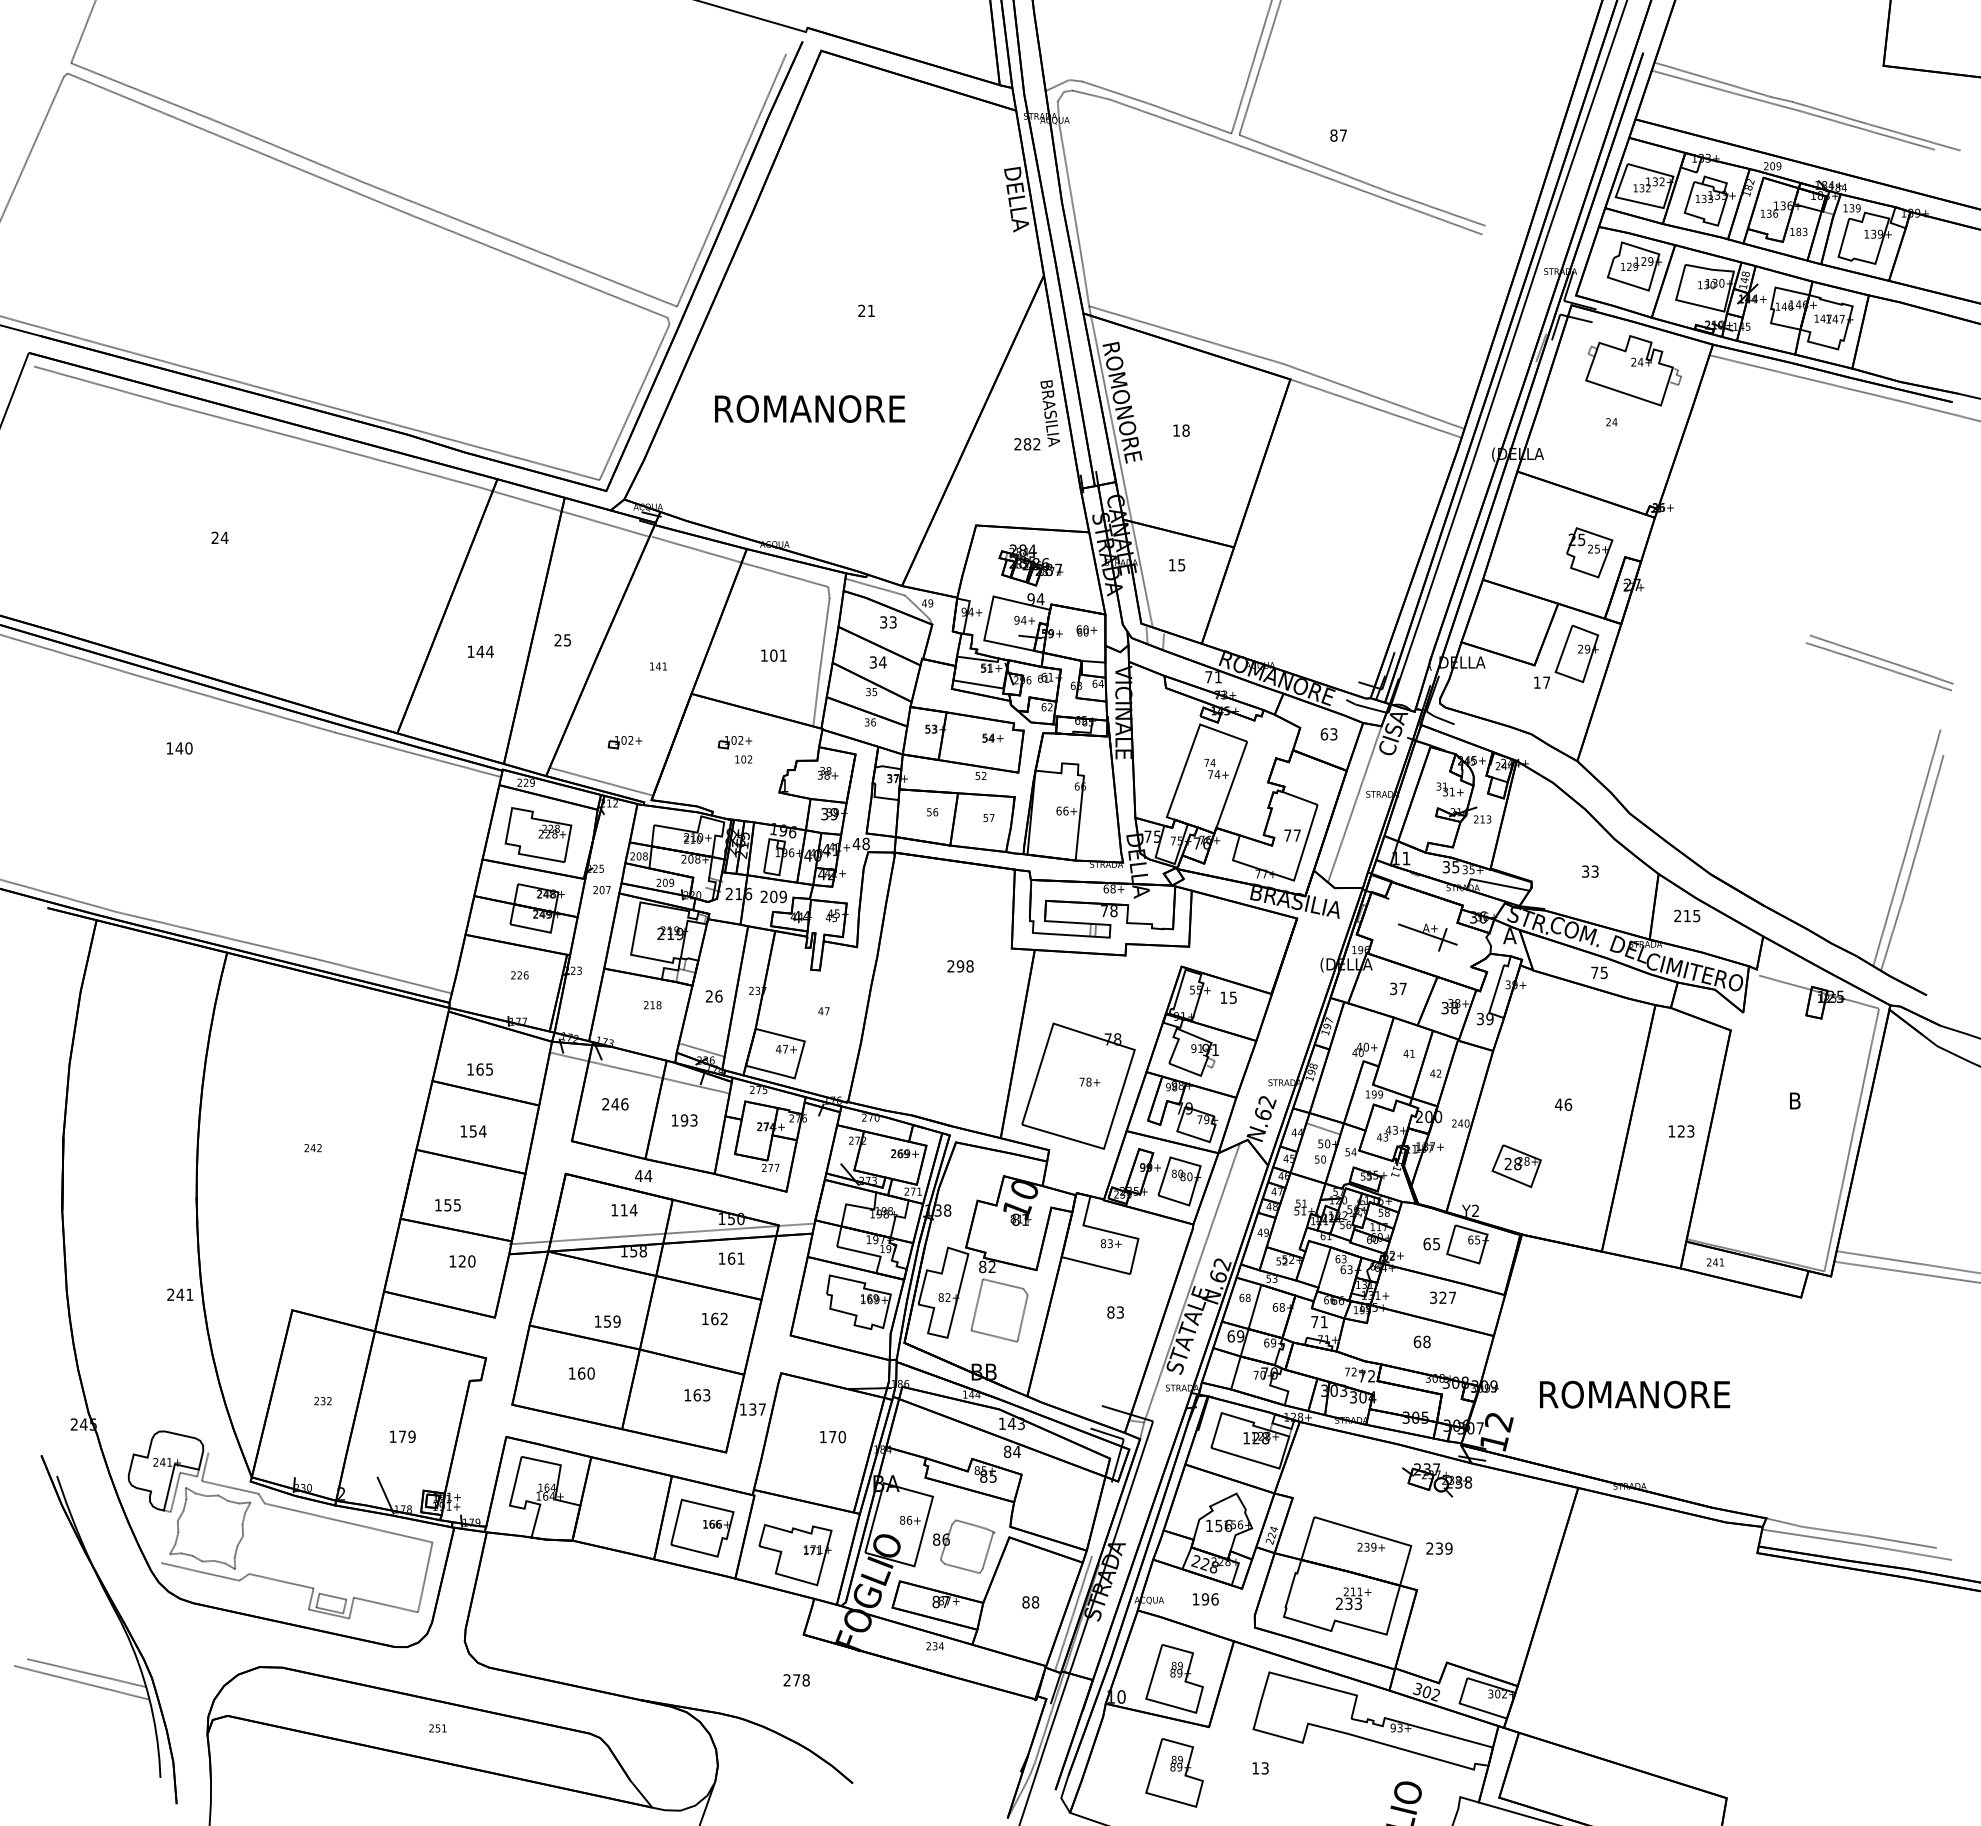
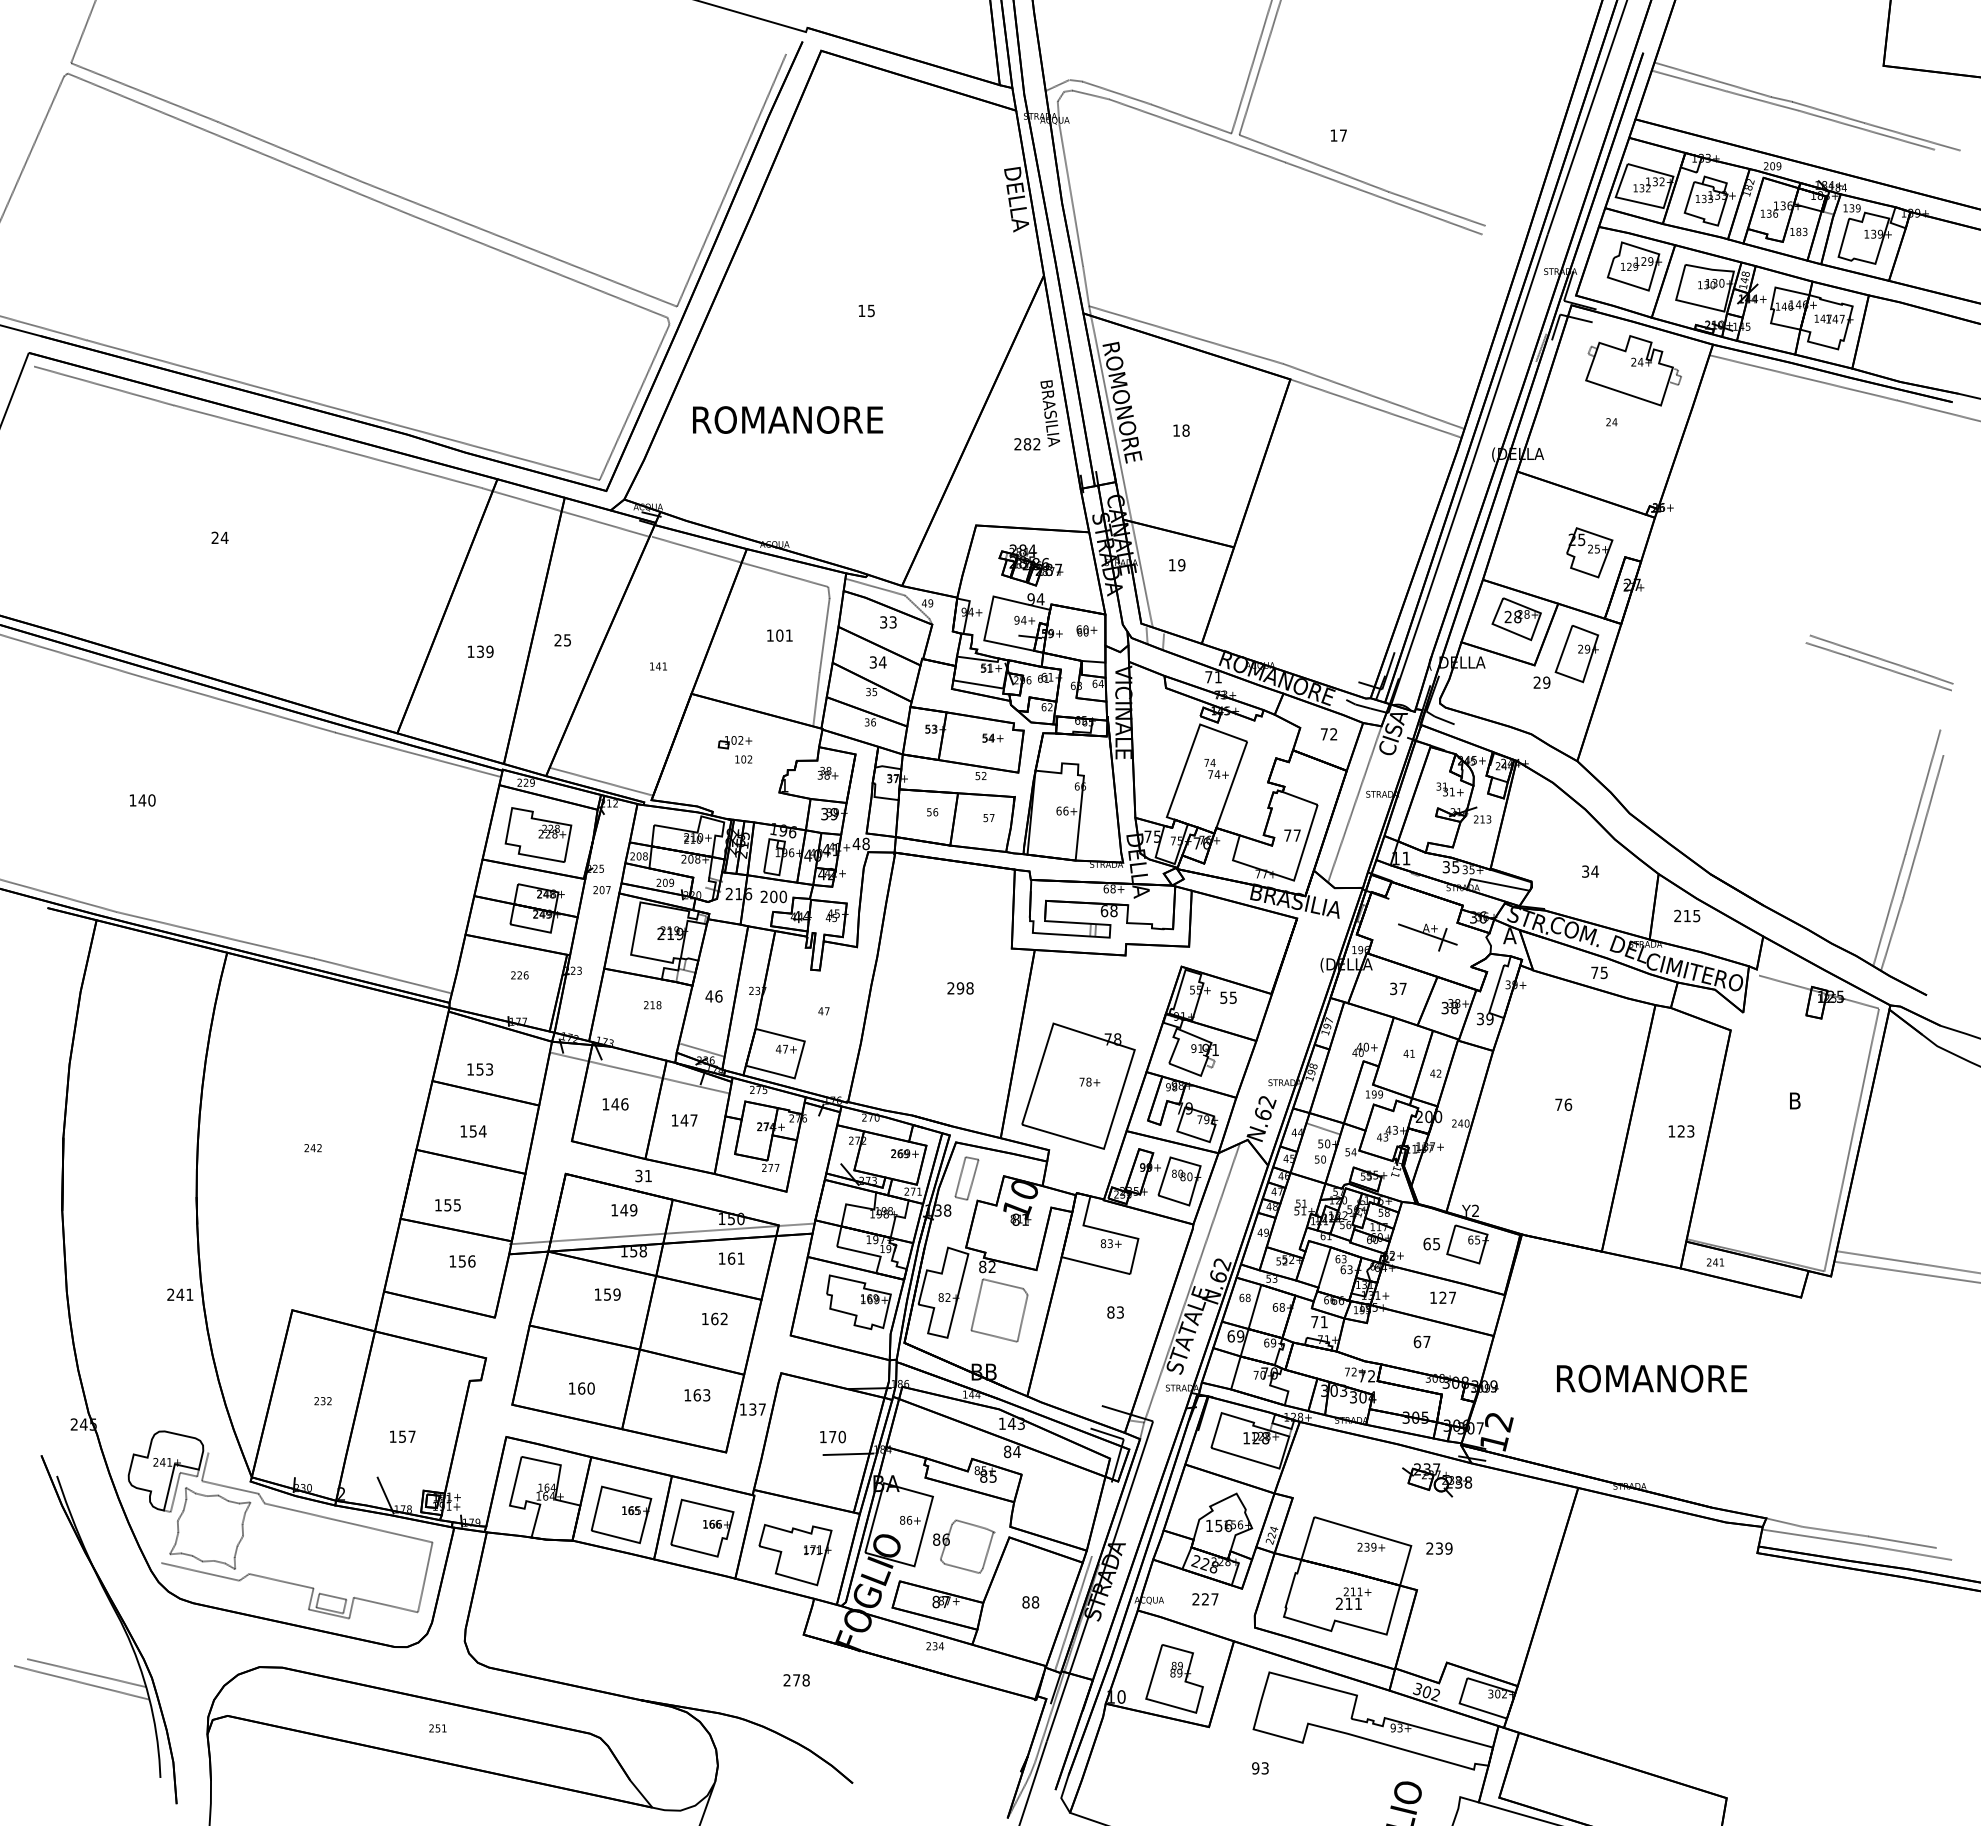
text: 87 -> 17 (1333, 135)
text: 21 -> 15 (866, 310)
text position: (810, 408) -> (788, 419) (788, 419)
text: 15 -> 19 (1181, 565)
text: 144 -> 139 (484, 651)
text position: (773, 655) -> (779, 635) (779, 635)
text: 17 -> 29 (1541, 682)
text: 63 -> 72 (1328, 734)
part: present -> none (624, 742)
text position: (179, 748) -> (142, 800) (142, 800)
text: 33 -> 34 (1594, 871)
text: 209 -> 200 (782, 897)
text: 78 -> 68 (1104, 911)
text position: (960, 966) -> (960, 988) (960, 988)
text: 26 -> 46 (709, 996)
text: 15 -> 55 (1223, 997)
text: 165 -> 153 (484, 1069)
text: 246 -> 146 (605, 1104)
text: 46 -> 76 (1558, 1104)
text: 193 -> 147 (688, 1120)
part position: (1516, 1166) -> (1516, 619) (1516, 619)
text: 44 -> 31 (643, 1175)
part: none -> present (966, 1178)
text: 114 -> 149 (628, 1210)
text: 120 -> 156 (466, 1261)
text: 327 -> 127 (1433, 1297)
text position: (607, 1321) -> (607, 1294) (607, 1294)
text: 68 -> 67 (1426, 1341)
text position: (581, 1373) -> (581, 1388) (581, 1388)
text position: (1635, 1394) -> (1652, 1378) (1652, 1378)
text: 179 -> 157 (407, 1436)
line: none -> present (848, 1454)
part: none -> present (621, 1514)
text: 196 -> 227 (1205, 1599)
text: 233 -> 211 (1353, 1603)
text: 13 -> 93 (1255, 1768)
part: present -> none (1174, 1772)
